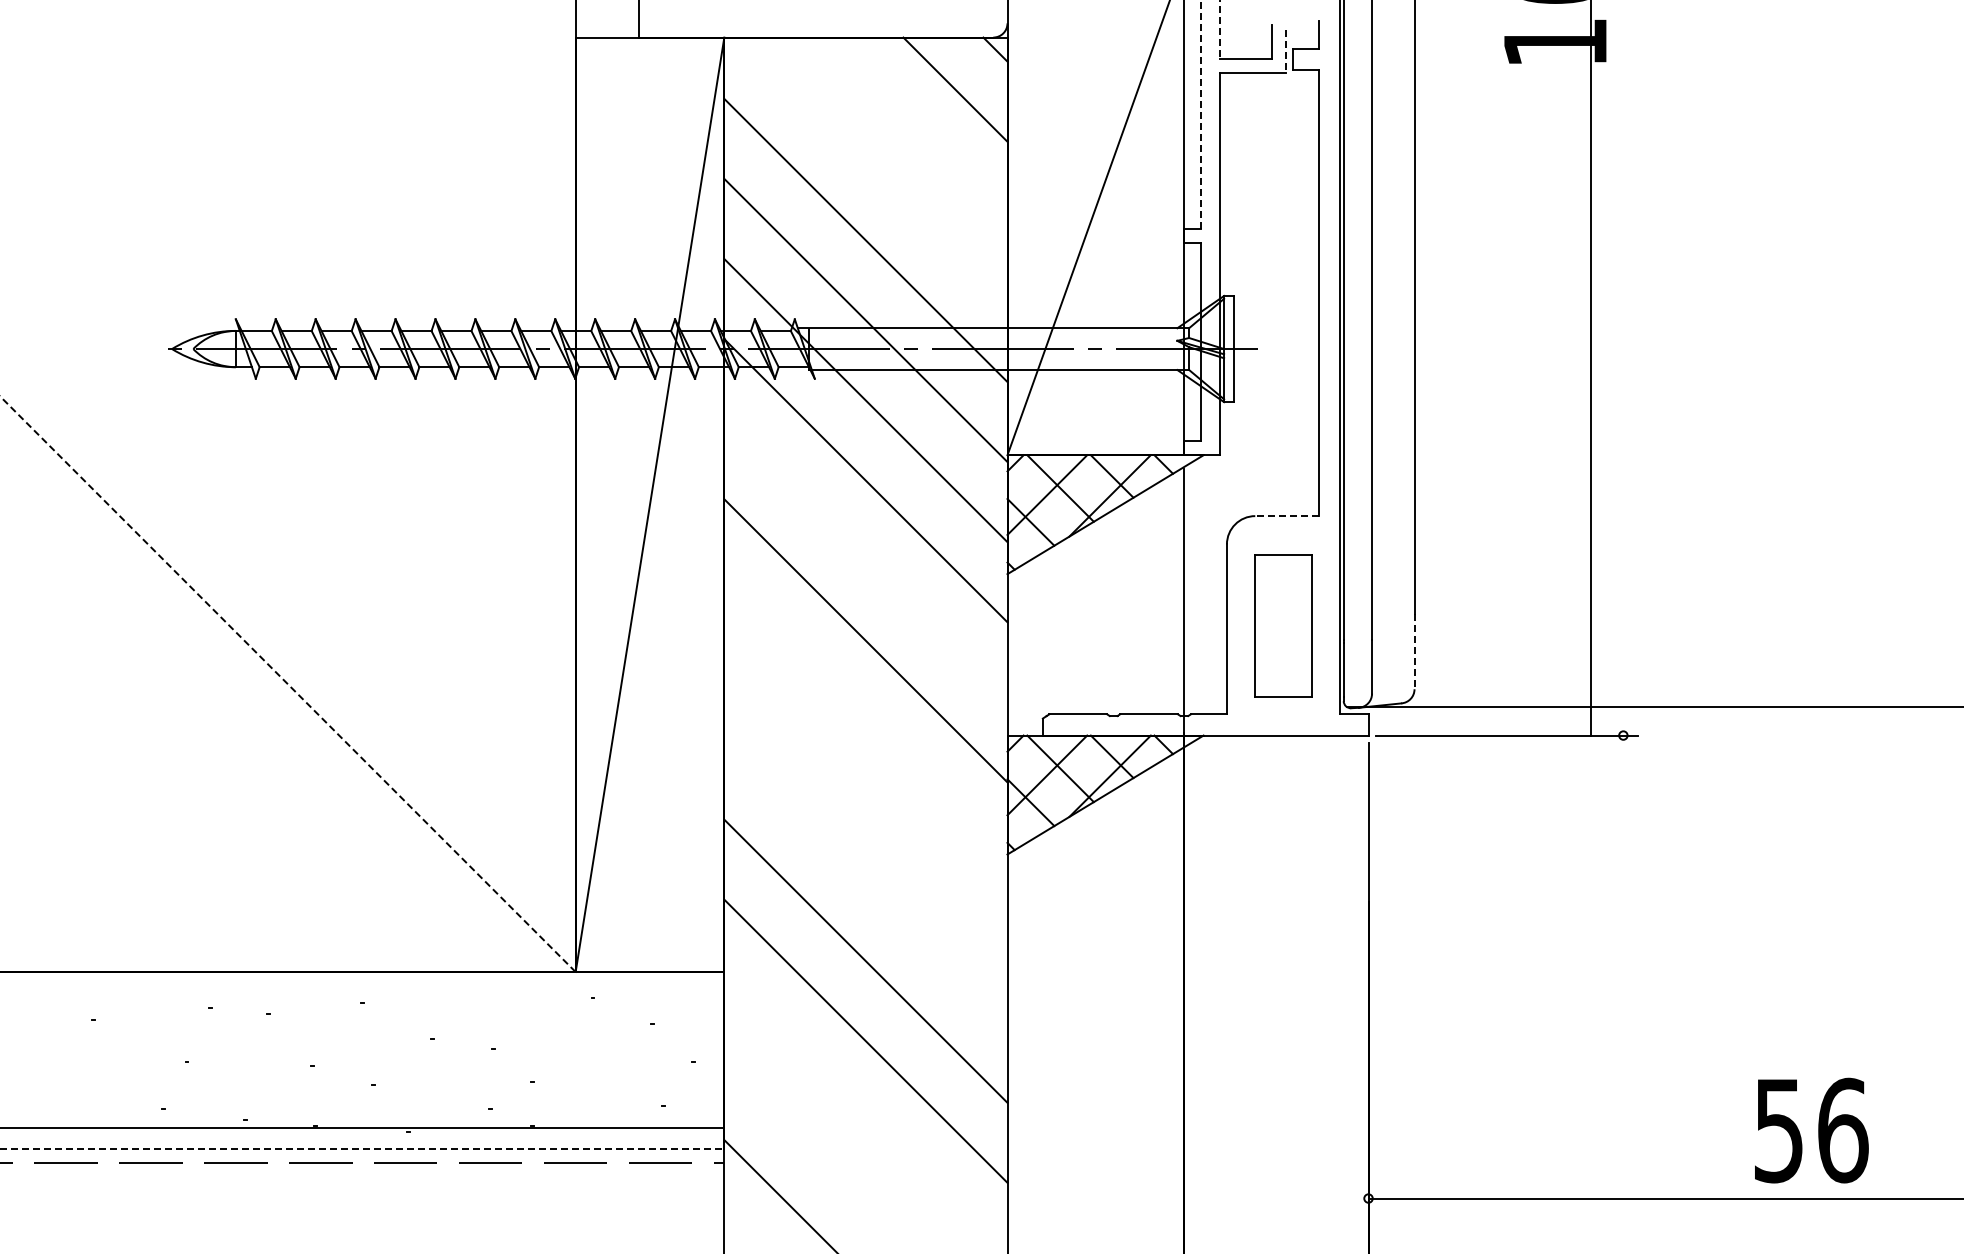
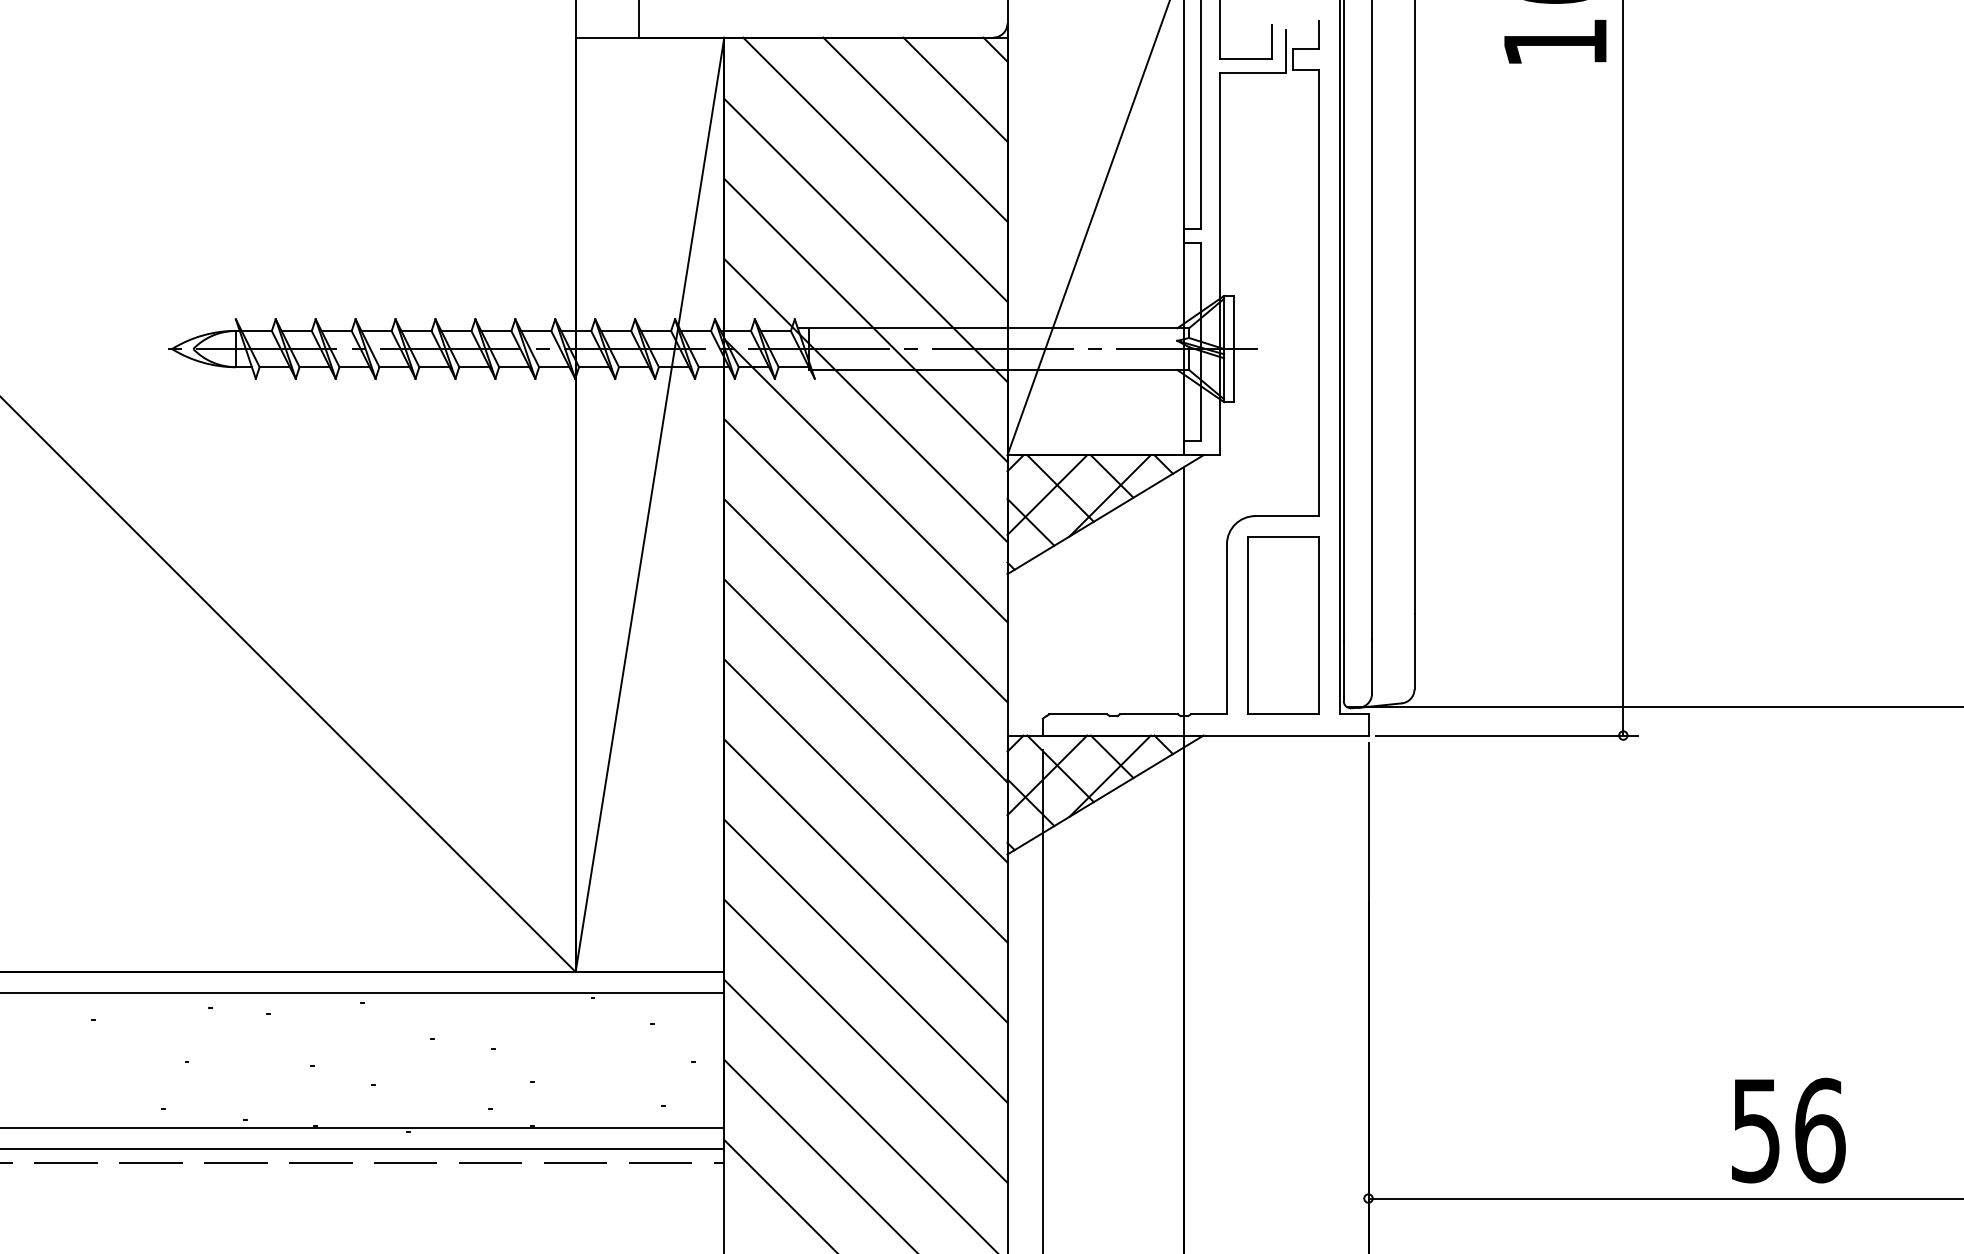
line: dashed -> solid (1219, 29)
line: dashed -> solid (1286, 52)
line: dashed -> solid (1201, 114)
line: none -> present (915, 129)
line: none -> present (875, 169)
line position: (1591, 368) -> (1623, 368) (1623, 368)
line: dashed -> solid (1287, 516)
line: none -> present (865, 560)
part size: 59x144 px -> 73x179 px (1283, 625)
line: dashed -> solid (1414, 651)
line: dashed -> solid (288, 684)
line: none -> present (865, 720)
line: none -> present (865, 800)
line: none -> present (865, 880)
line: none -> present (363, 993)
line: none -> present (1042, 999)
line: none -> present (859, 1114)
text position: (1811, 1130) -> (1788, 1130) (1788, 1130)
line: dashed -> solid (362, 1148)
line: none -> present (819, 1154)
